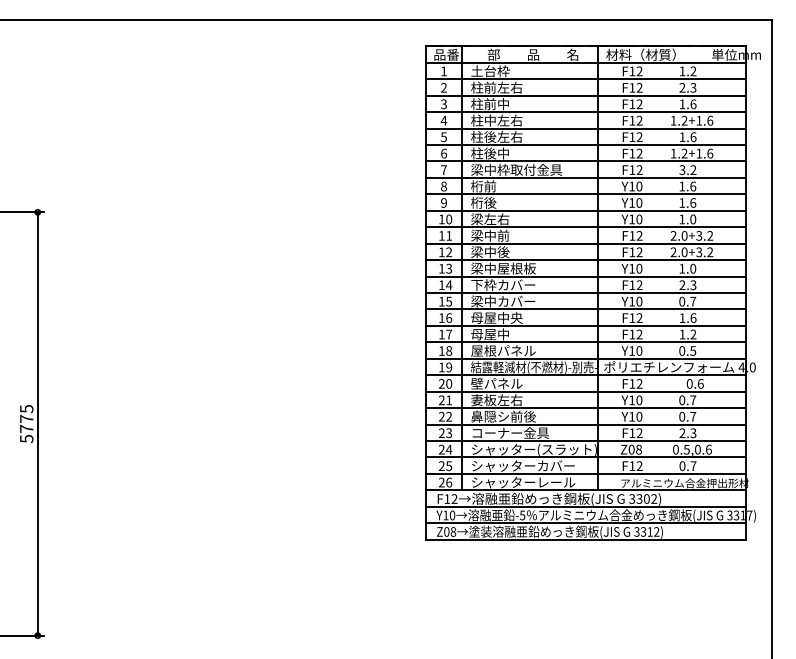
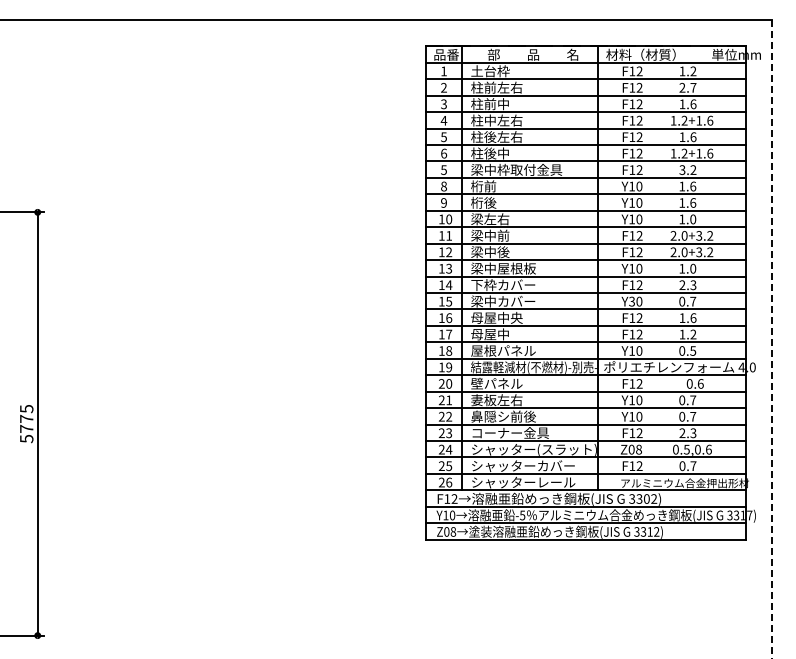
text: 2.3 -> 2.7 (693, 87)
text: 7 -> 5 (443, 169)
text: Y10 -> Y30 (631, 301)
line: solid -> dashed (772, 339)
